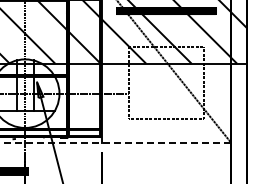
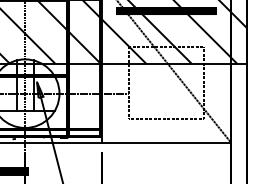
line: dashed -> solid (115, 142)
